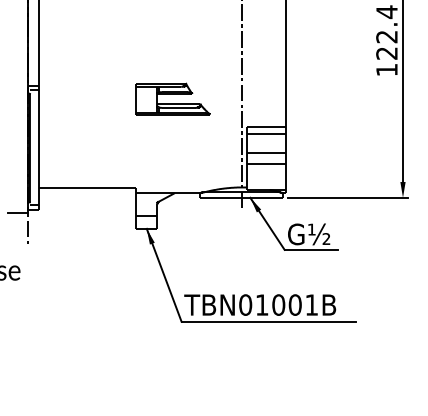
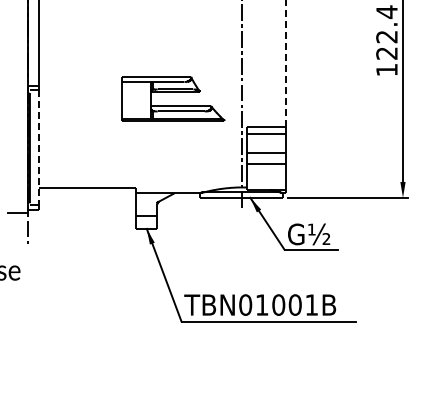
line: solid -> dashed (286, 64)
part size: 76x34 px -> 105x46 px (173, 98)
line: solid -> dashed (39, 147)
